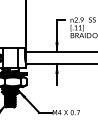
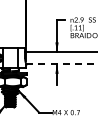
line: solid -> dashed (62, 64)
